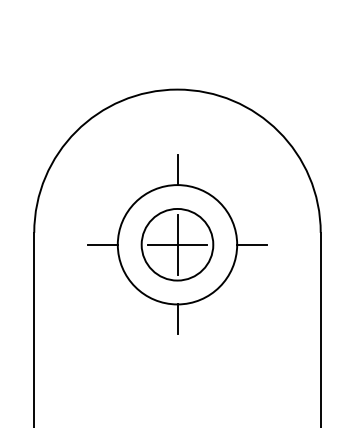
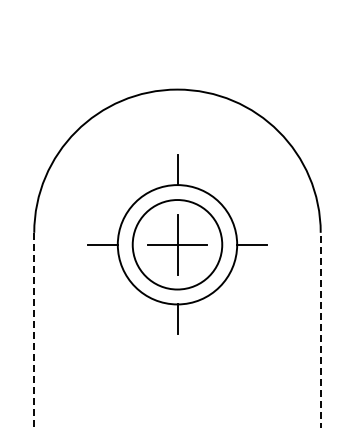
circle diameter: 72 px -> 90 px (177, 244)
line: solid -> dashed (320, 329)
line: solid -> dashed (34, 330)
